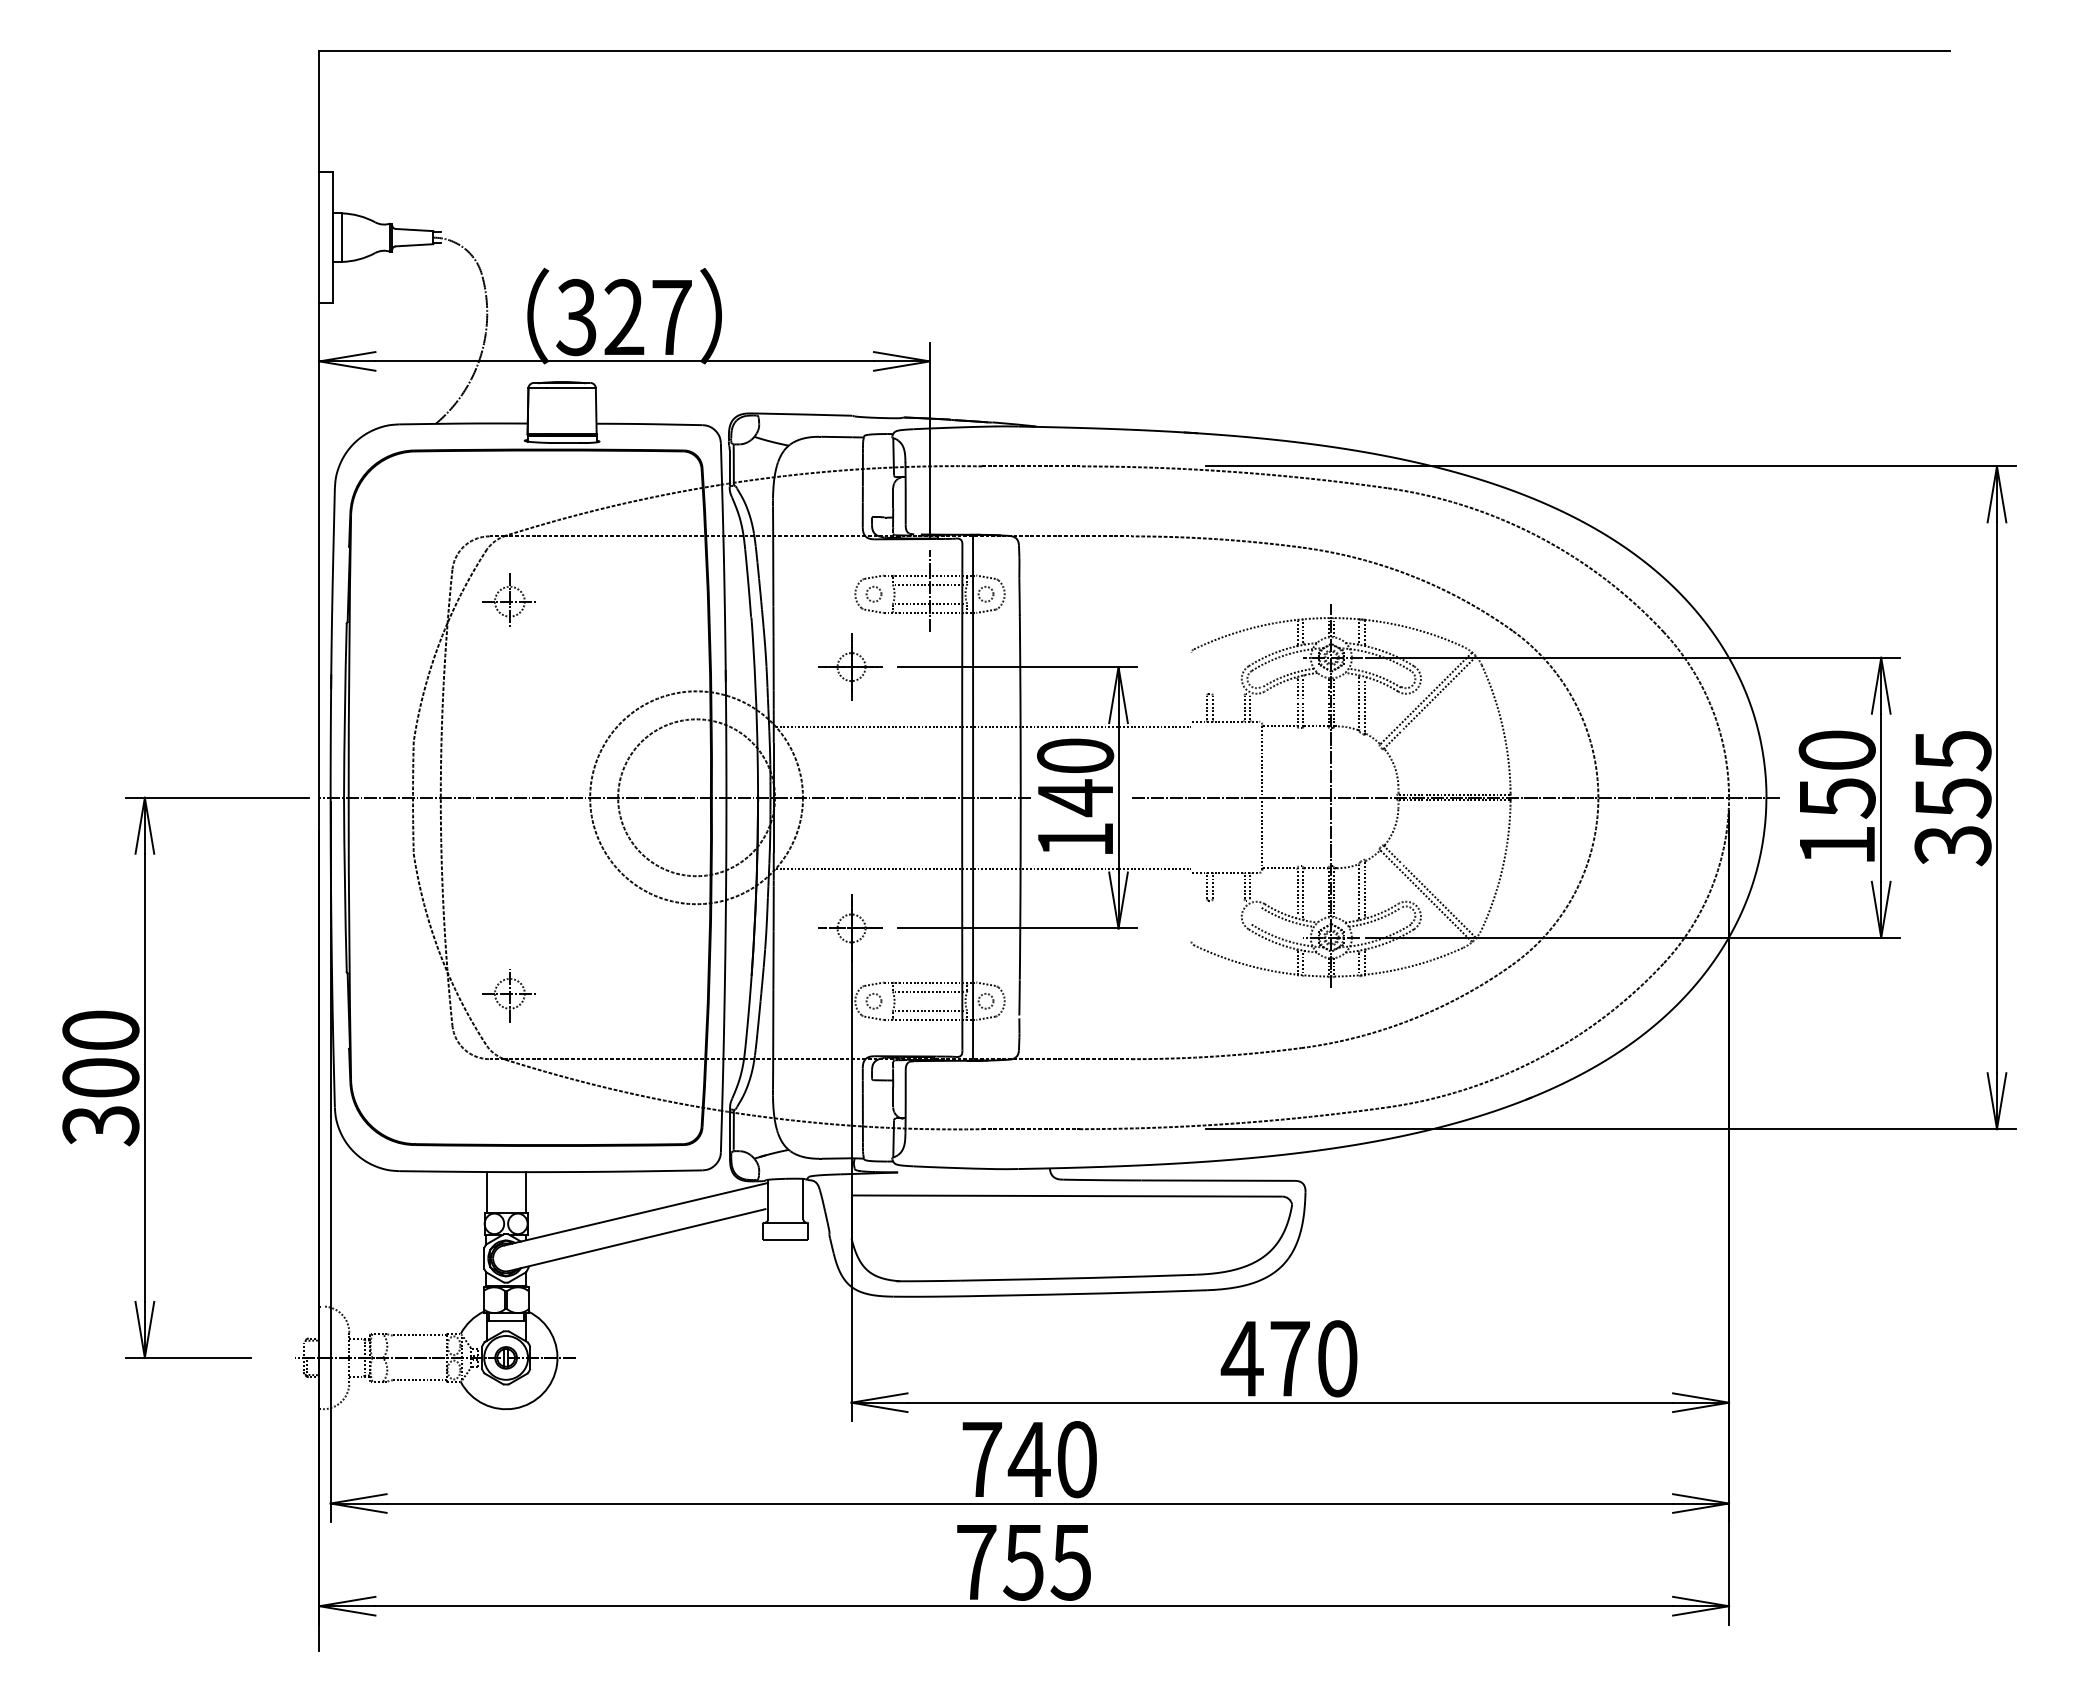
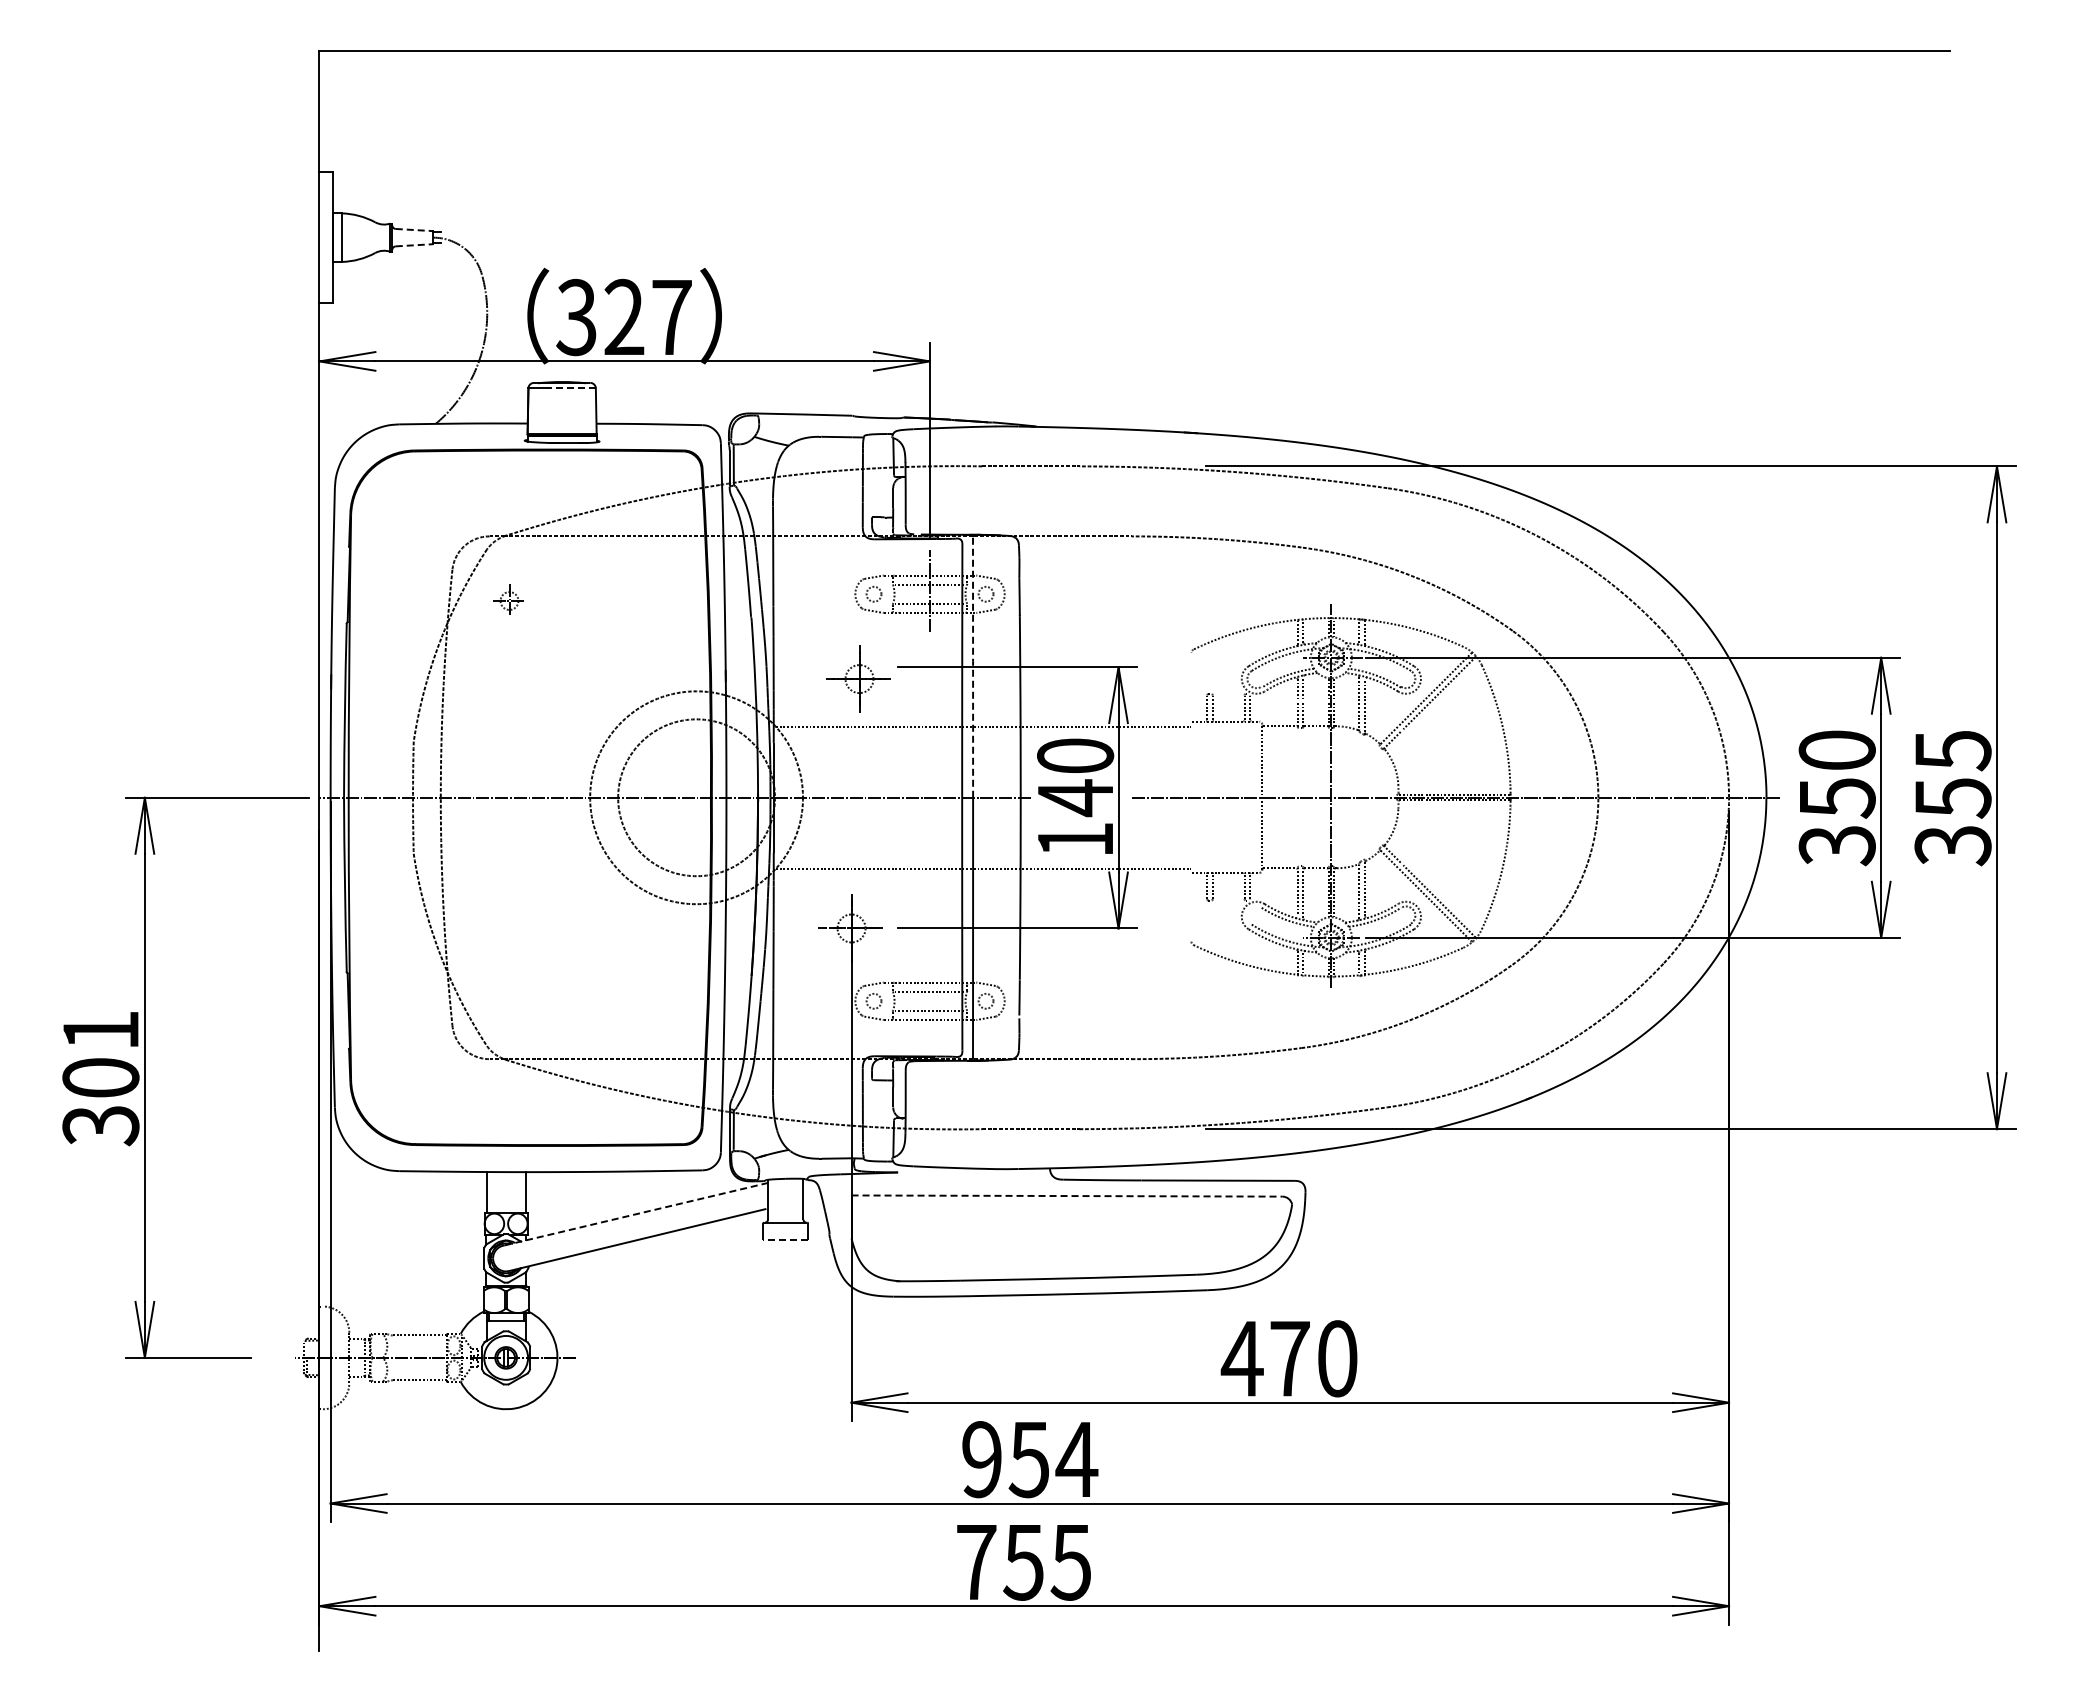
line: solid -> dashed (414, 230)
line: solid -> dashed (414, 245)
line: solid -> dashed (571, 388)
part size: 54x54 px -> 31x31 px (508, 599)
part position: (850, 666) -> (858, 678) (858, 678)
line: solid -> dashed (973, 666)
text: 150 -> 350 (1836, 846)
part: present -> none (508, 995)
text: 300 -> 301 (100, 1029)
line: solid -> dashed (1067, 1196)
line: solid -> dashed (636, 1214)
line: solid -> dashed (785, 1240)
text: 740 -> 954 (1030, 1459)
